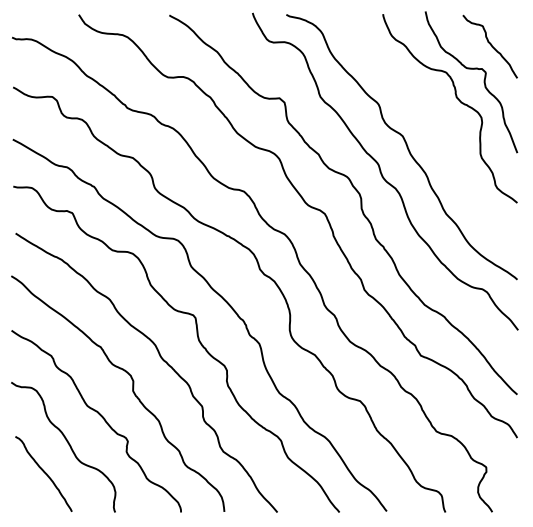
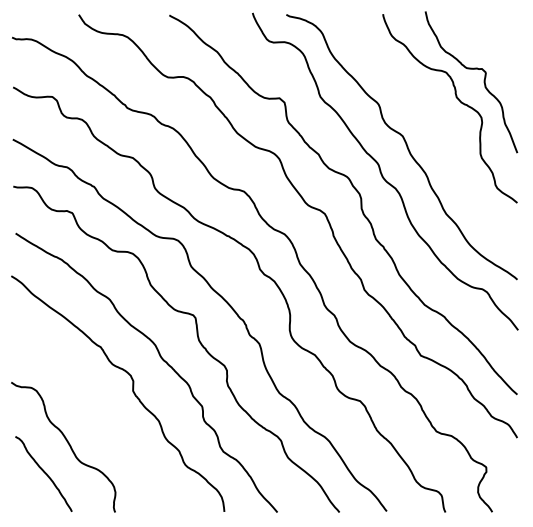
curve: present -> none (490, 45)
curve: present -> none (100, 416)
